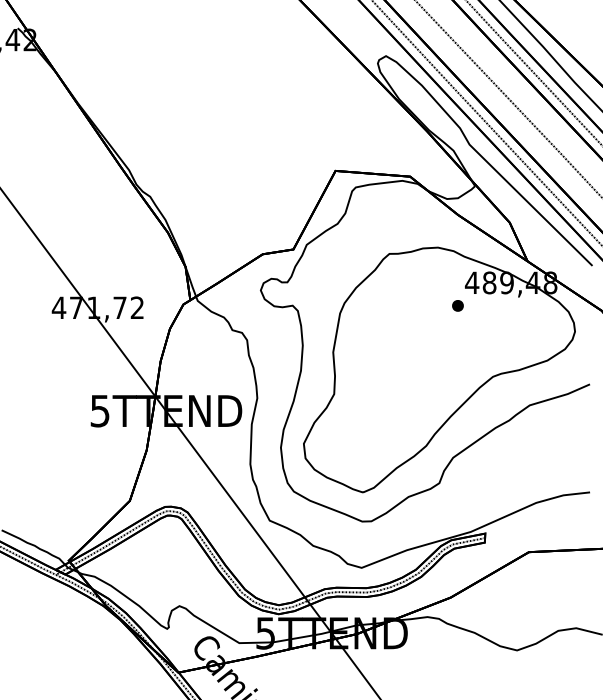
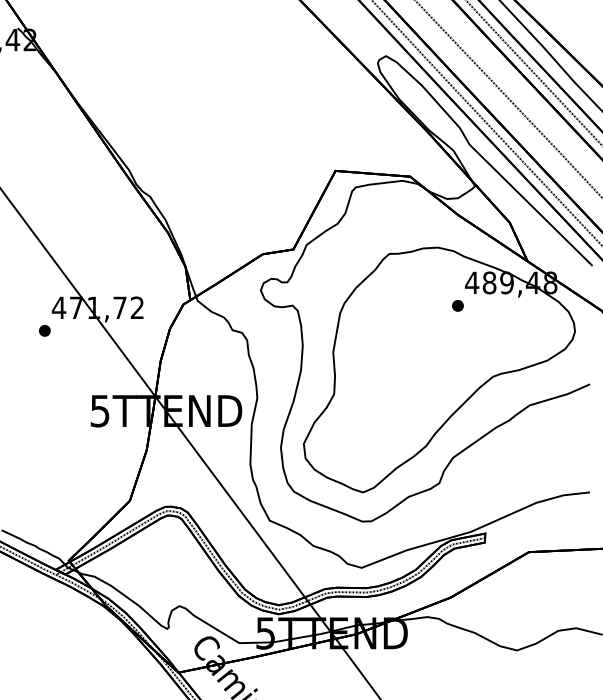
part: none -> present (44, 330)
